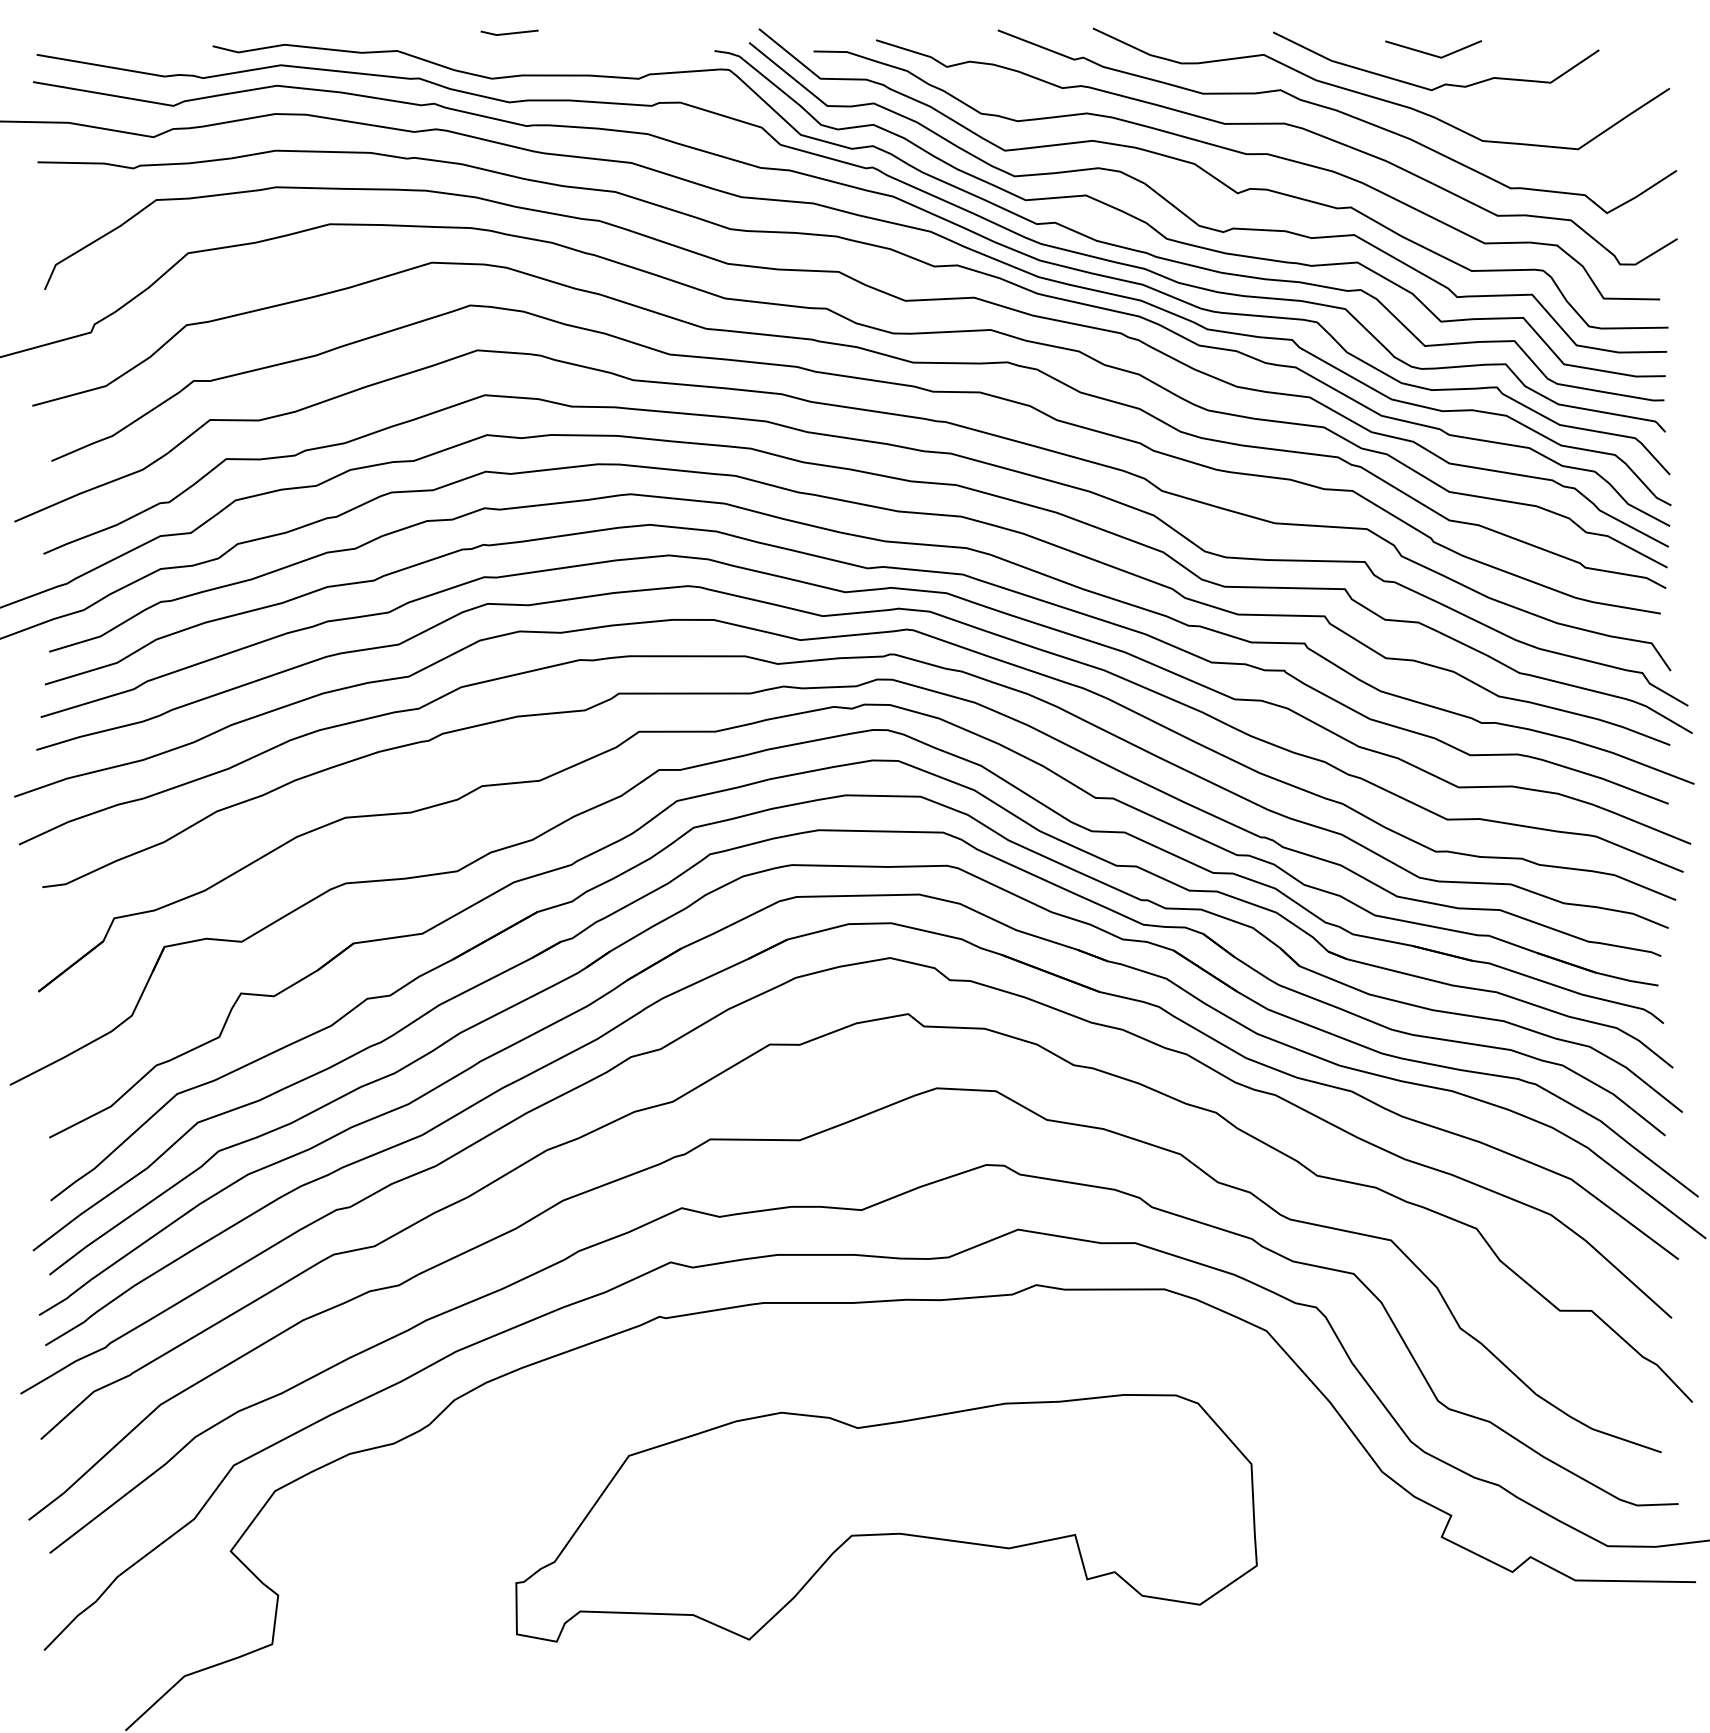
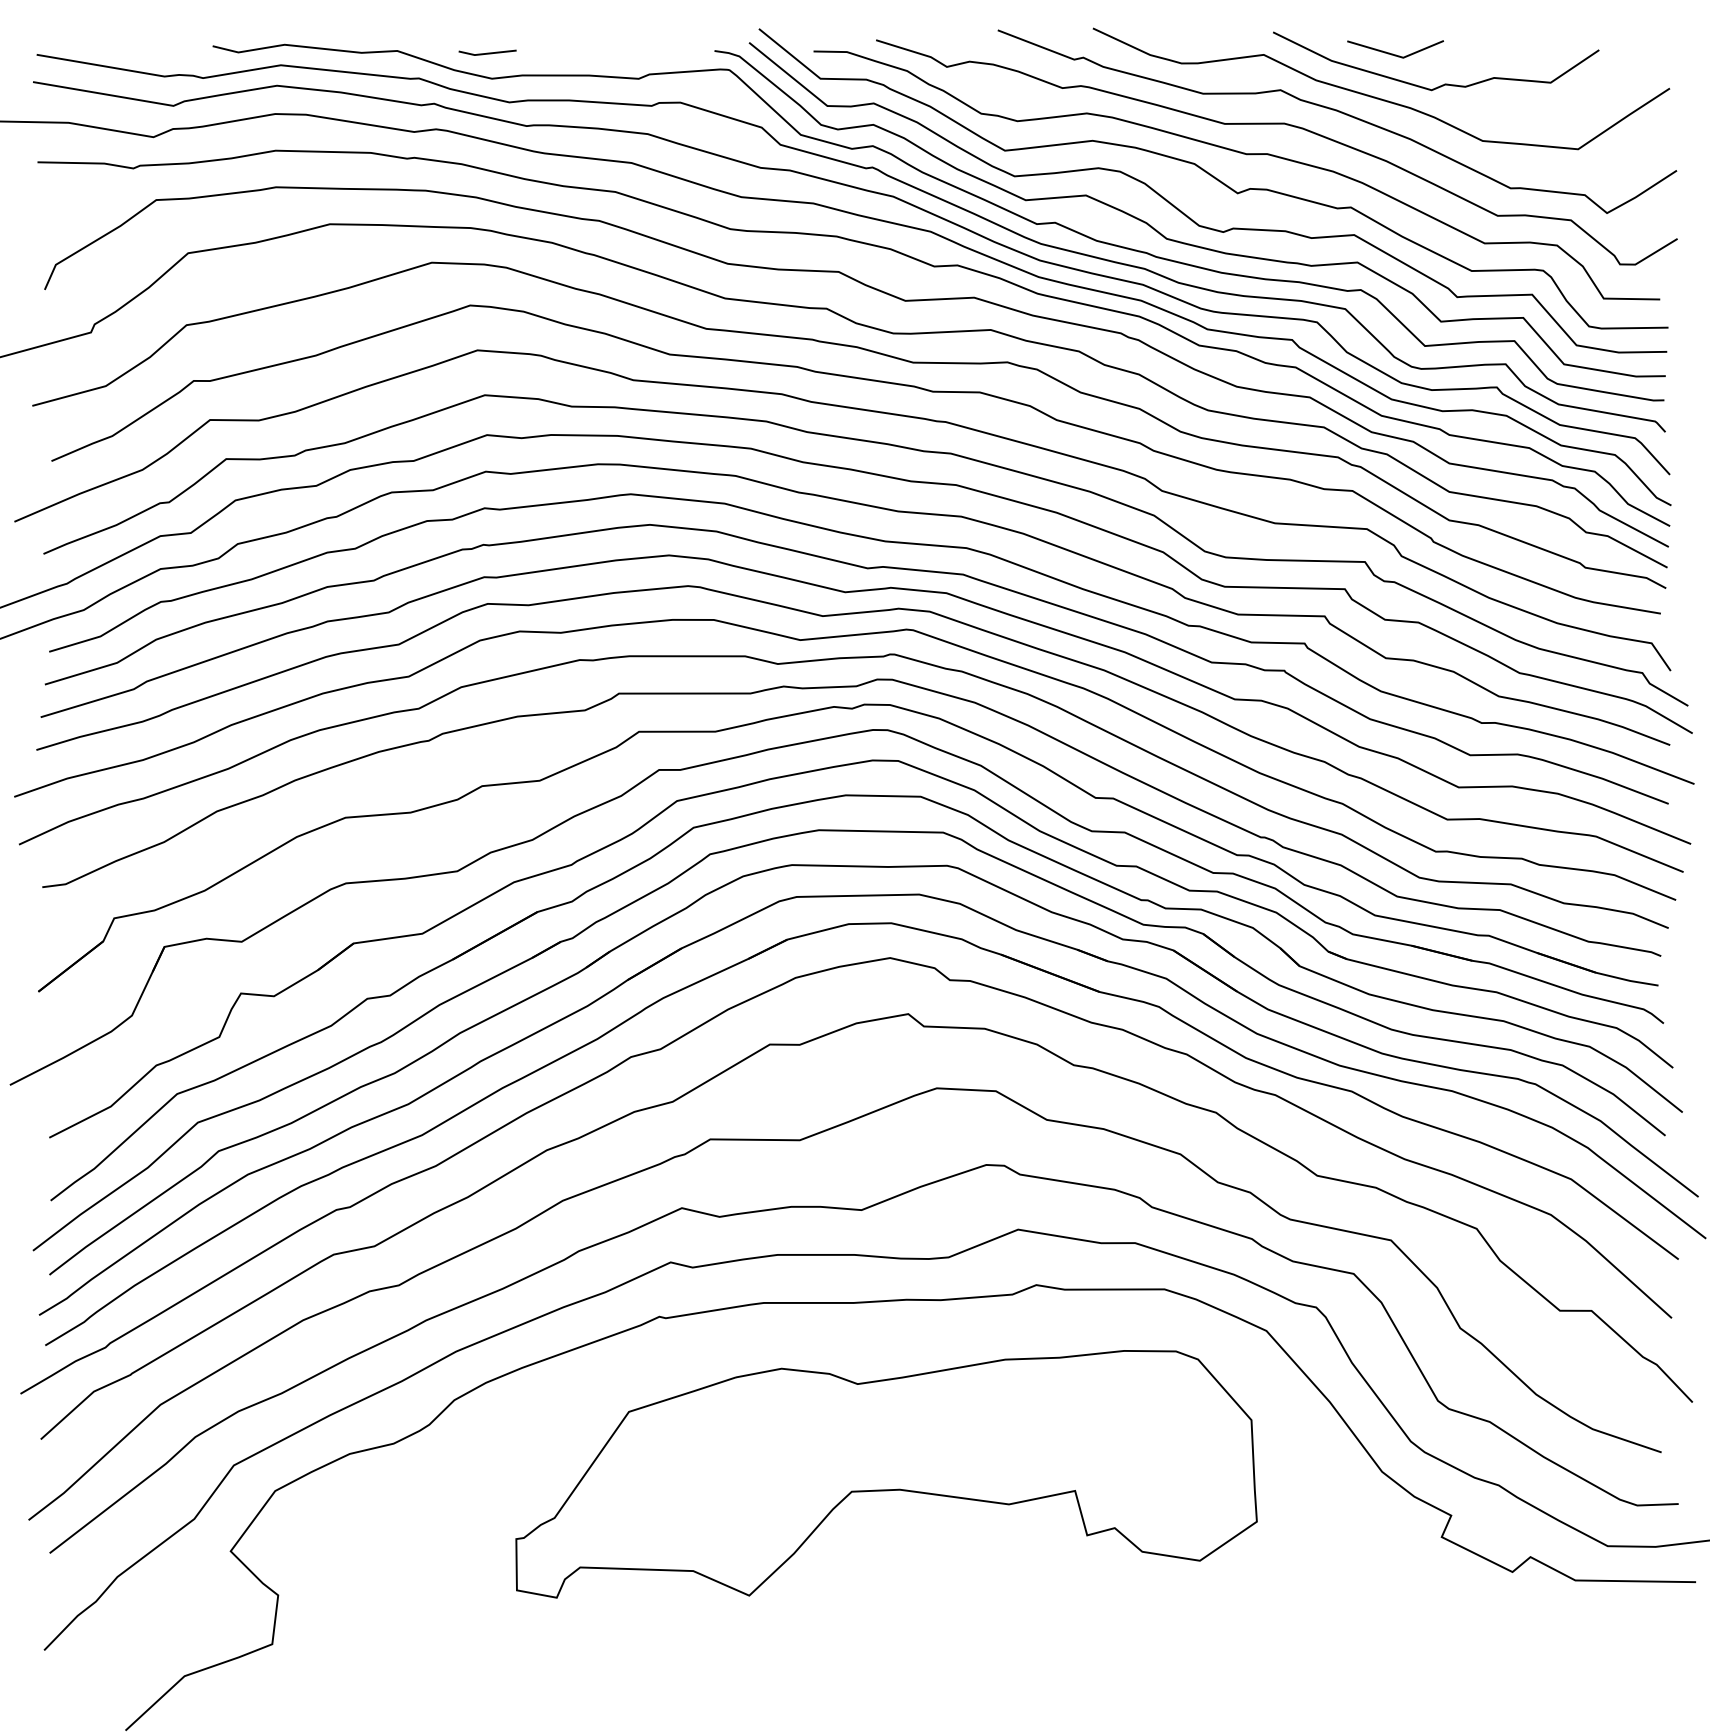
line position: (509, 32) -> (487, 52) (487, 52)
line position: (1431, 53) -> (1393, 53) (1393, 53)
part position: (886, 1518) -> (886, 1474) (886, 1474)
